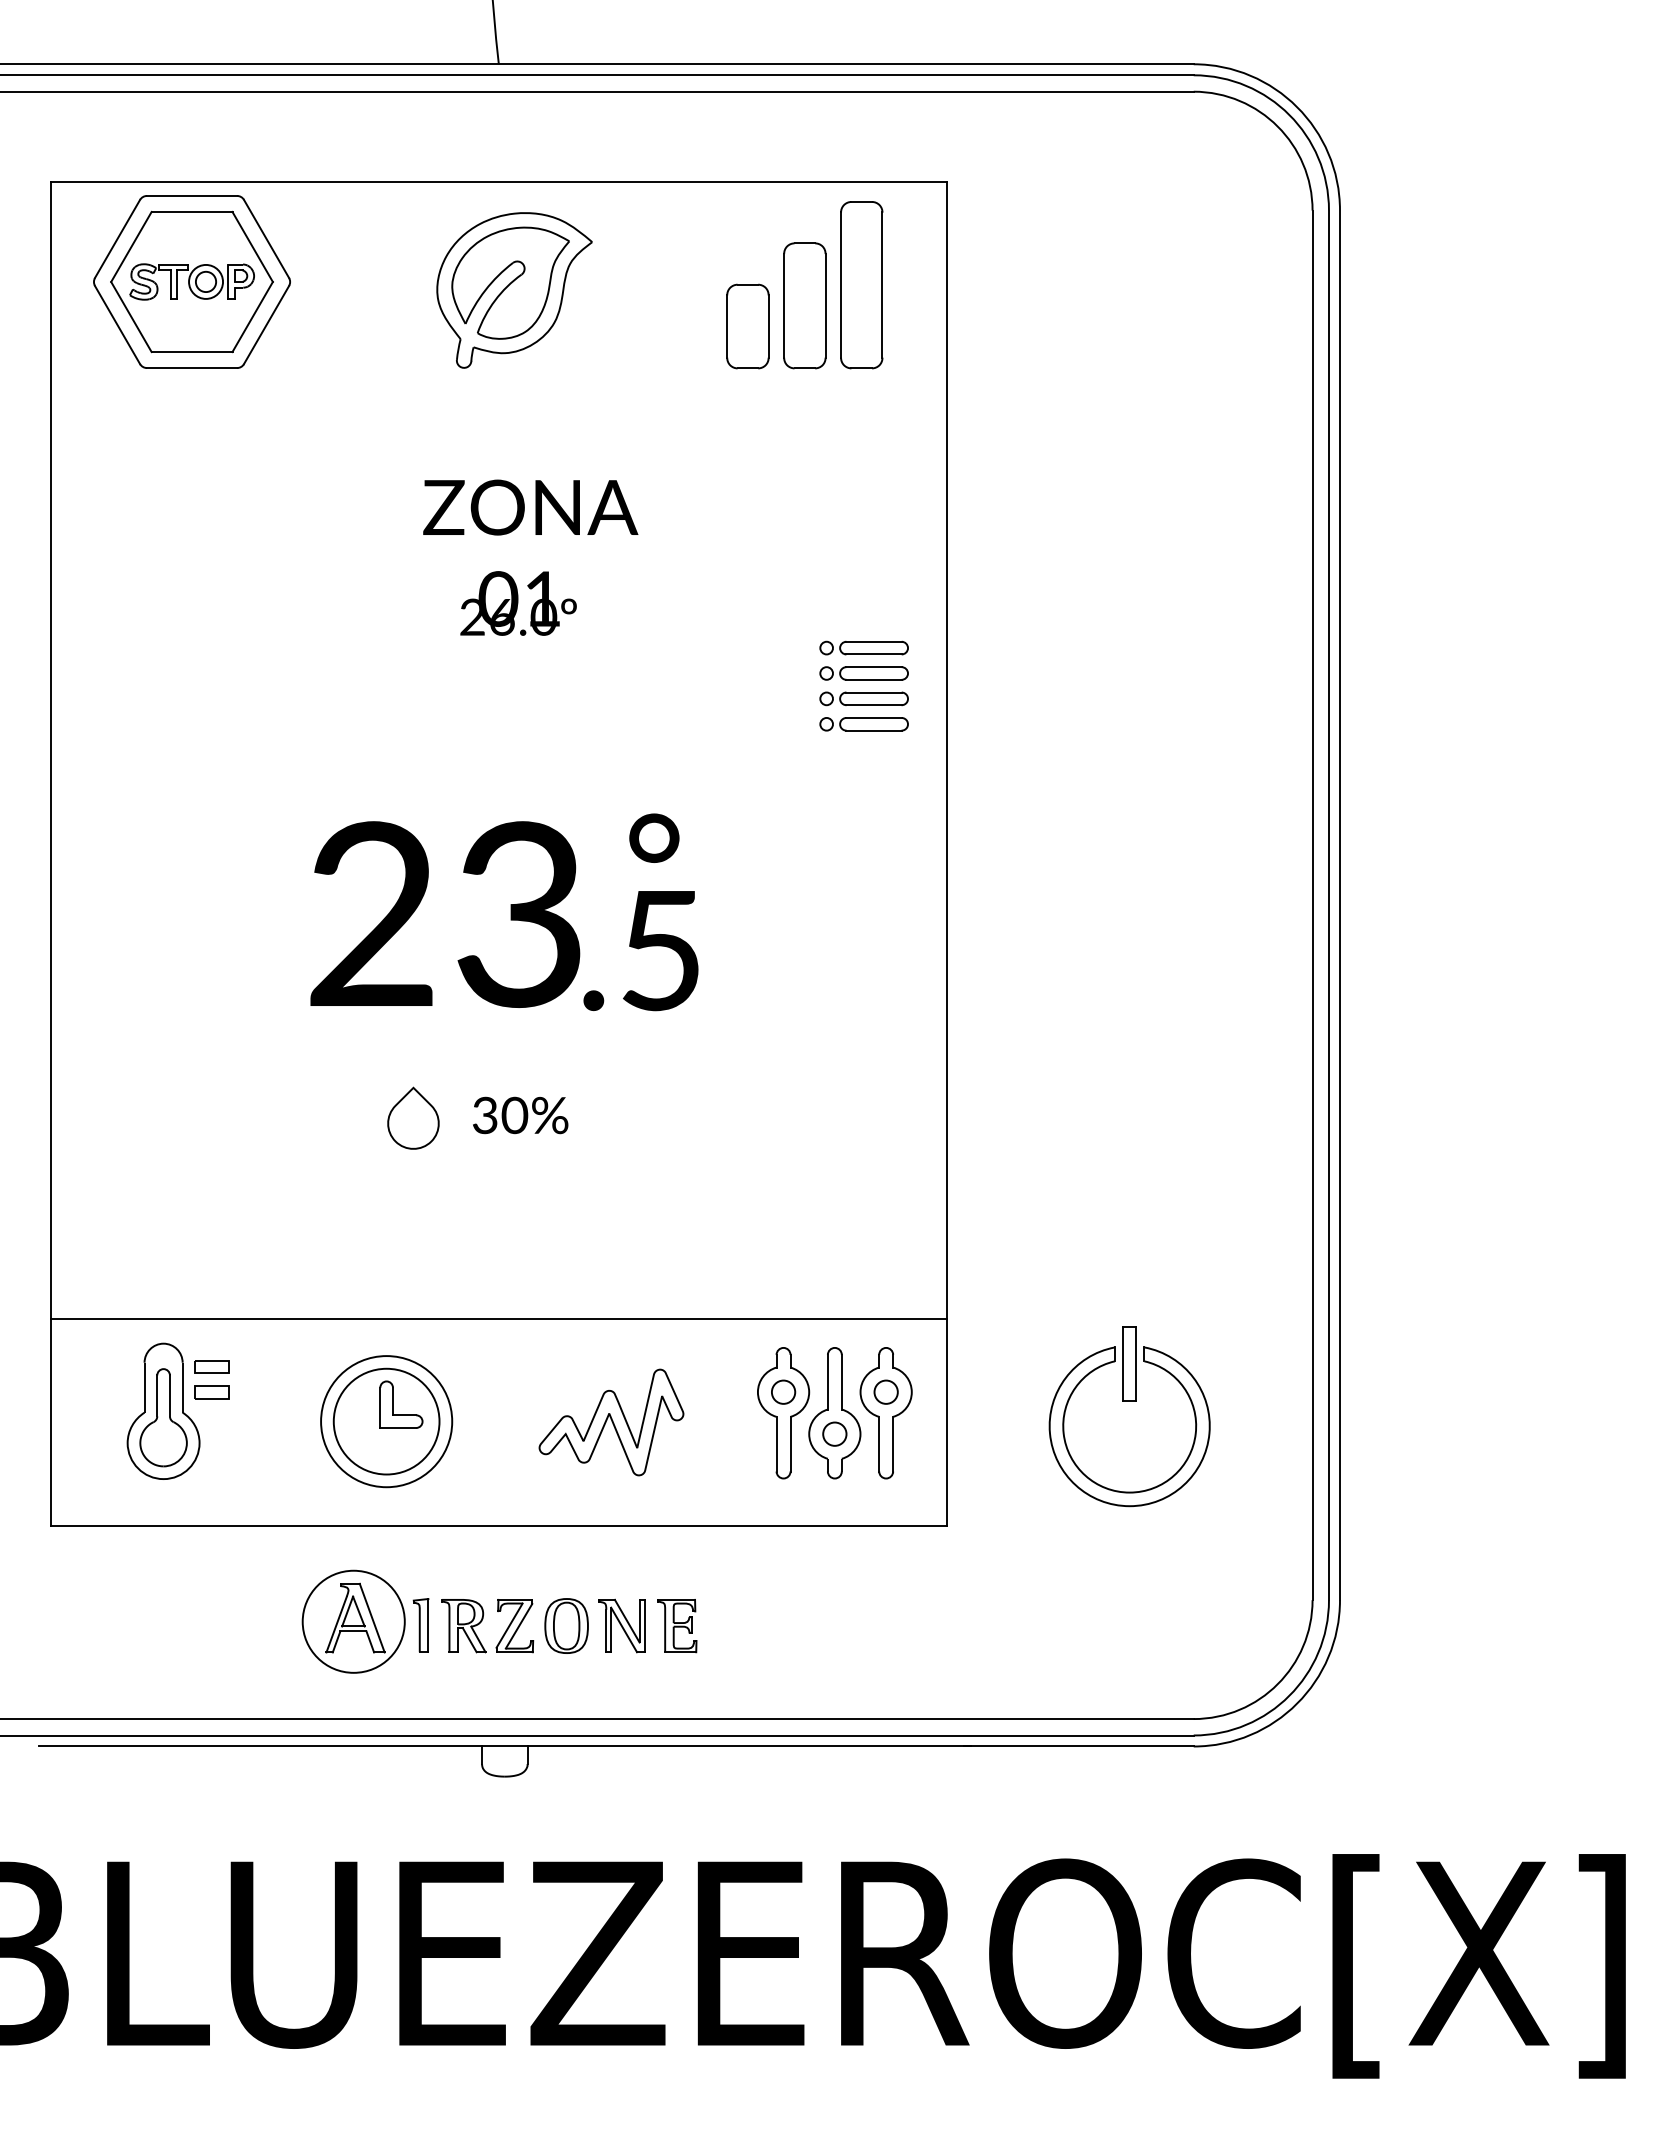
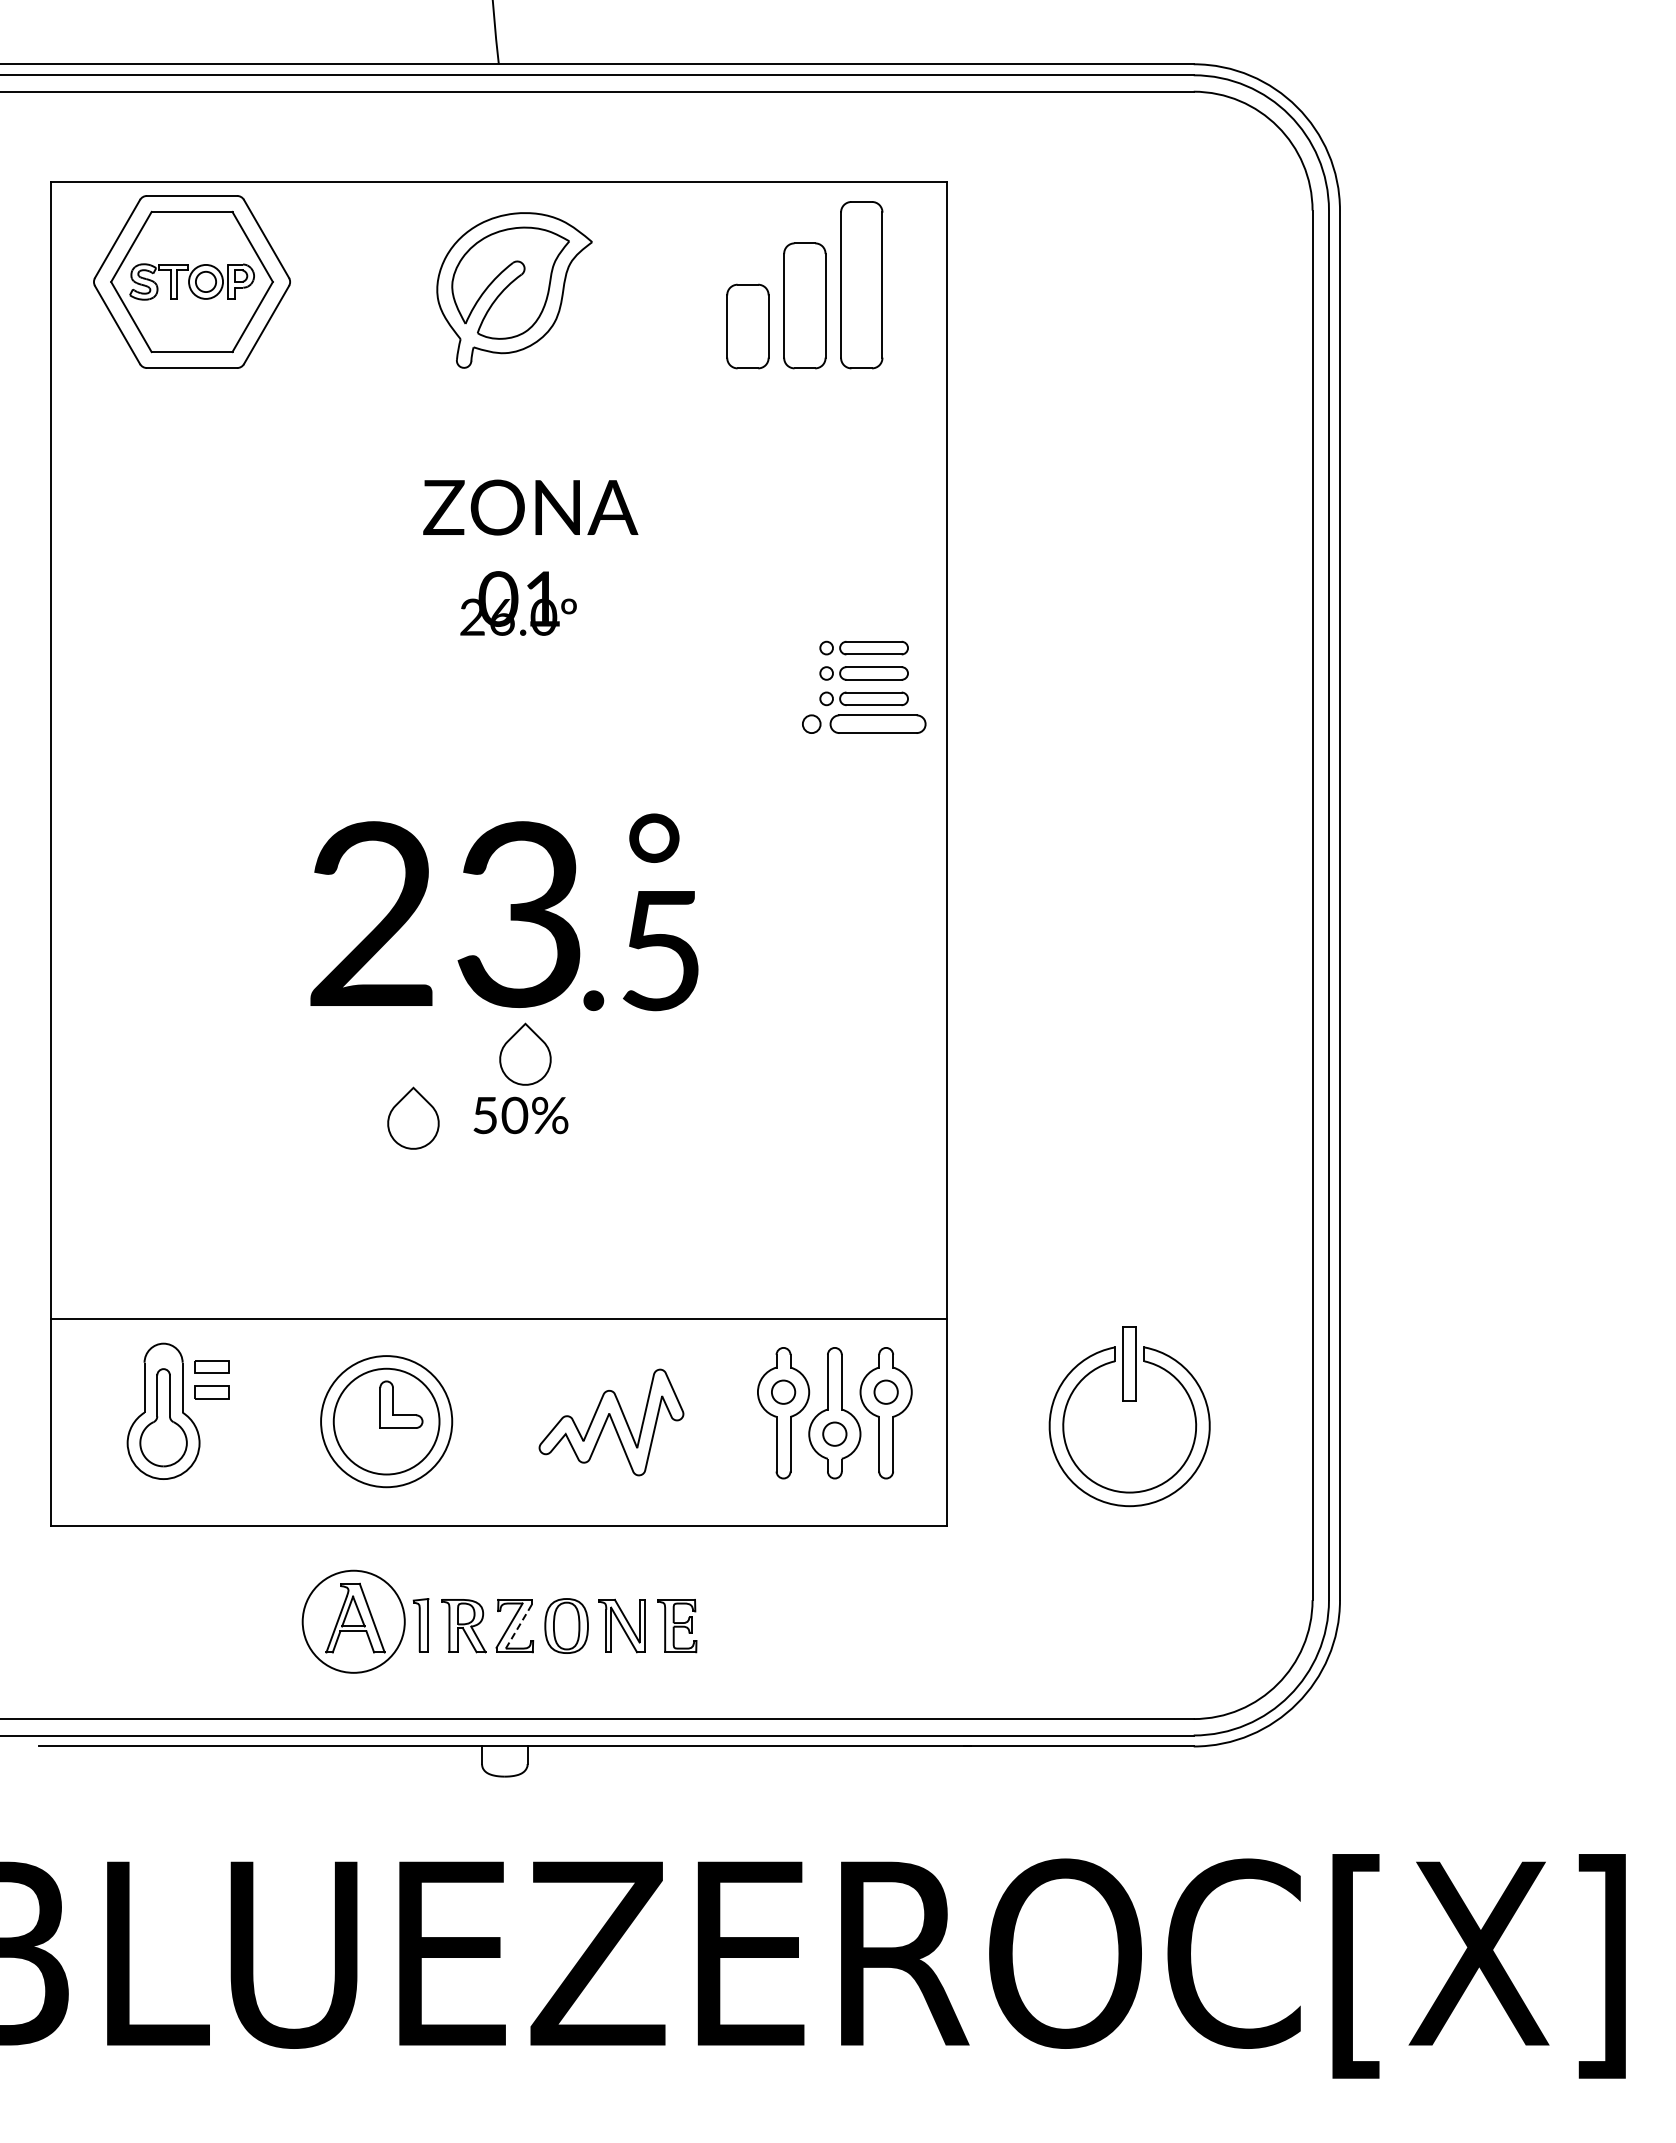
part size: 90x15 px -> 125x20 px (864, 723)
part: none -> present (525, 1053)
text: 30% -> 50% (485, 1115)
line: solid -> dashed (519, 1626)
